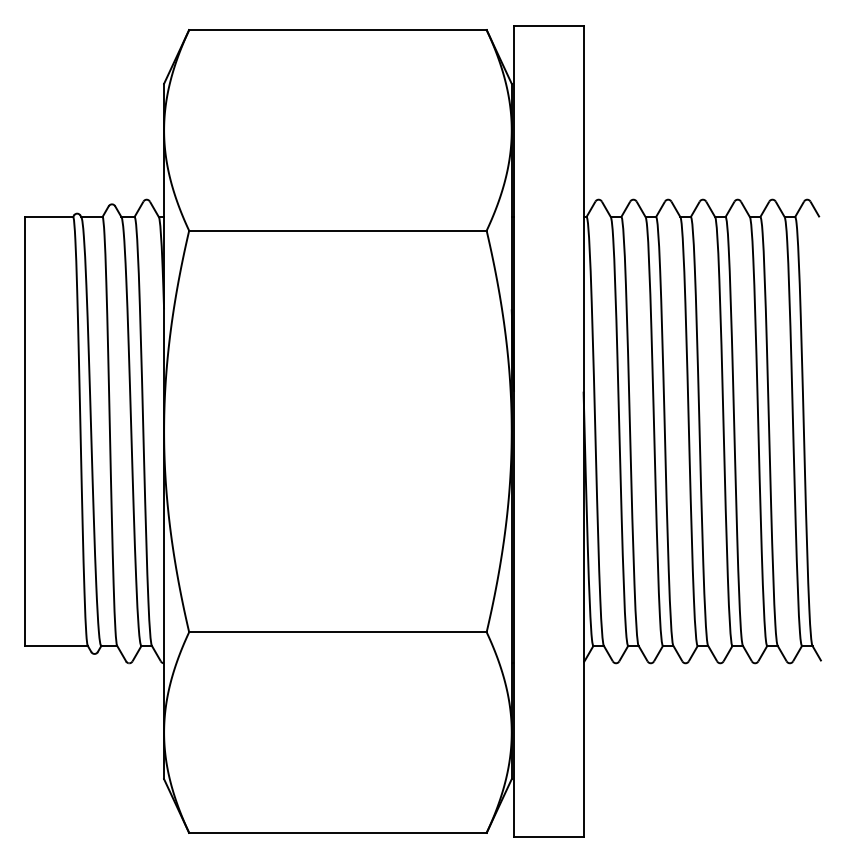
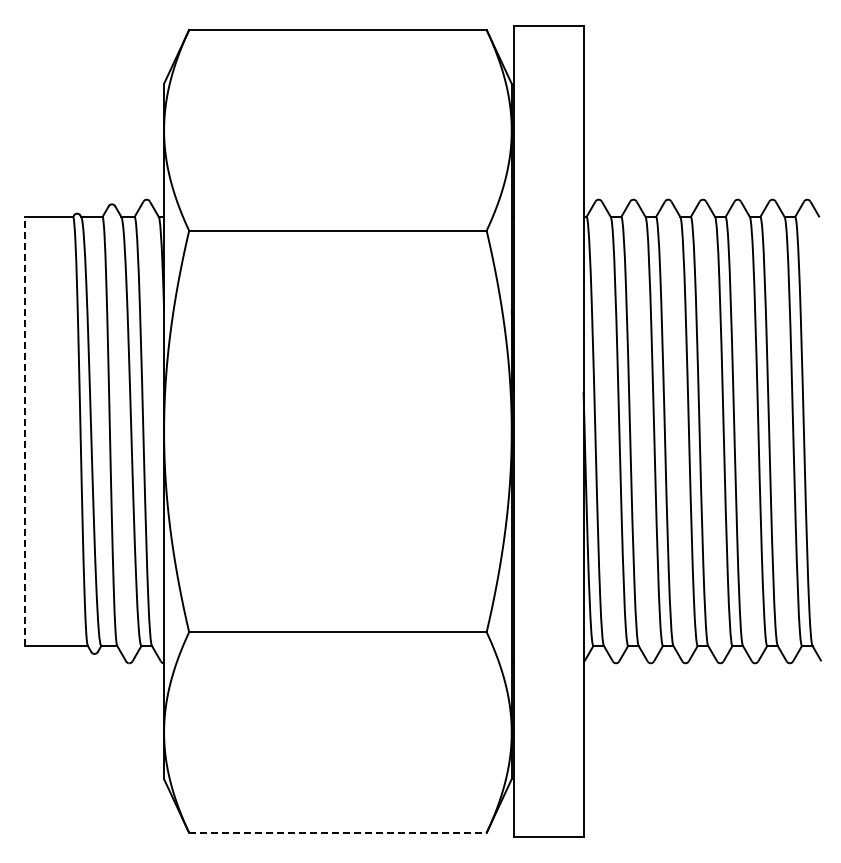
line: solid -> dashed (25, 431)
line: solid -> dashed (337, 832)
